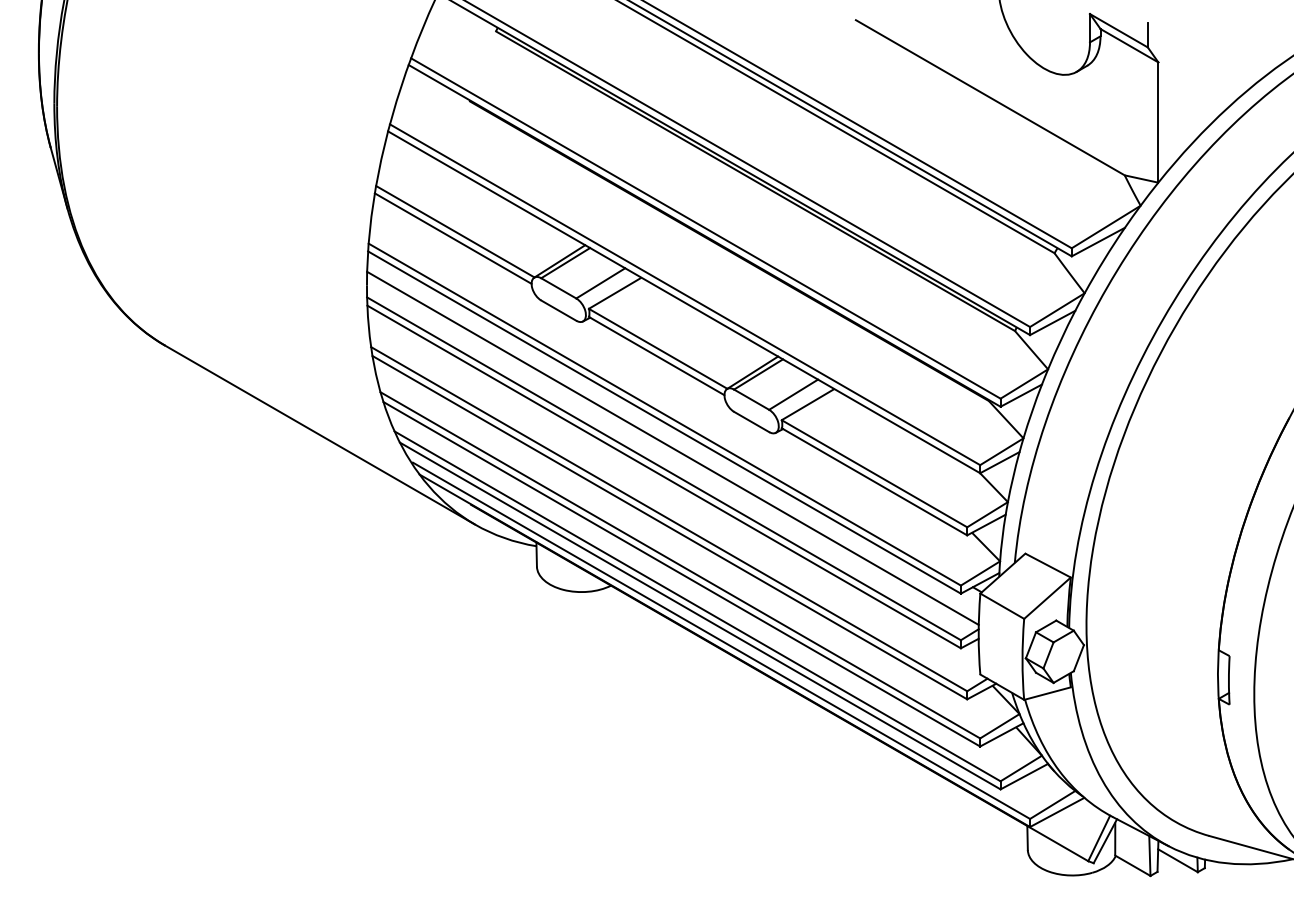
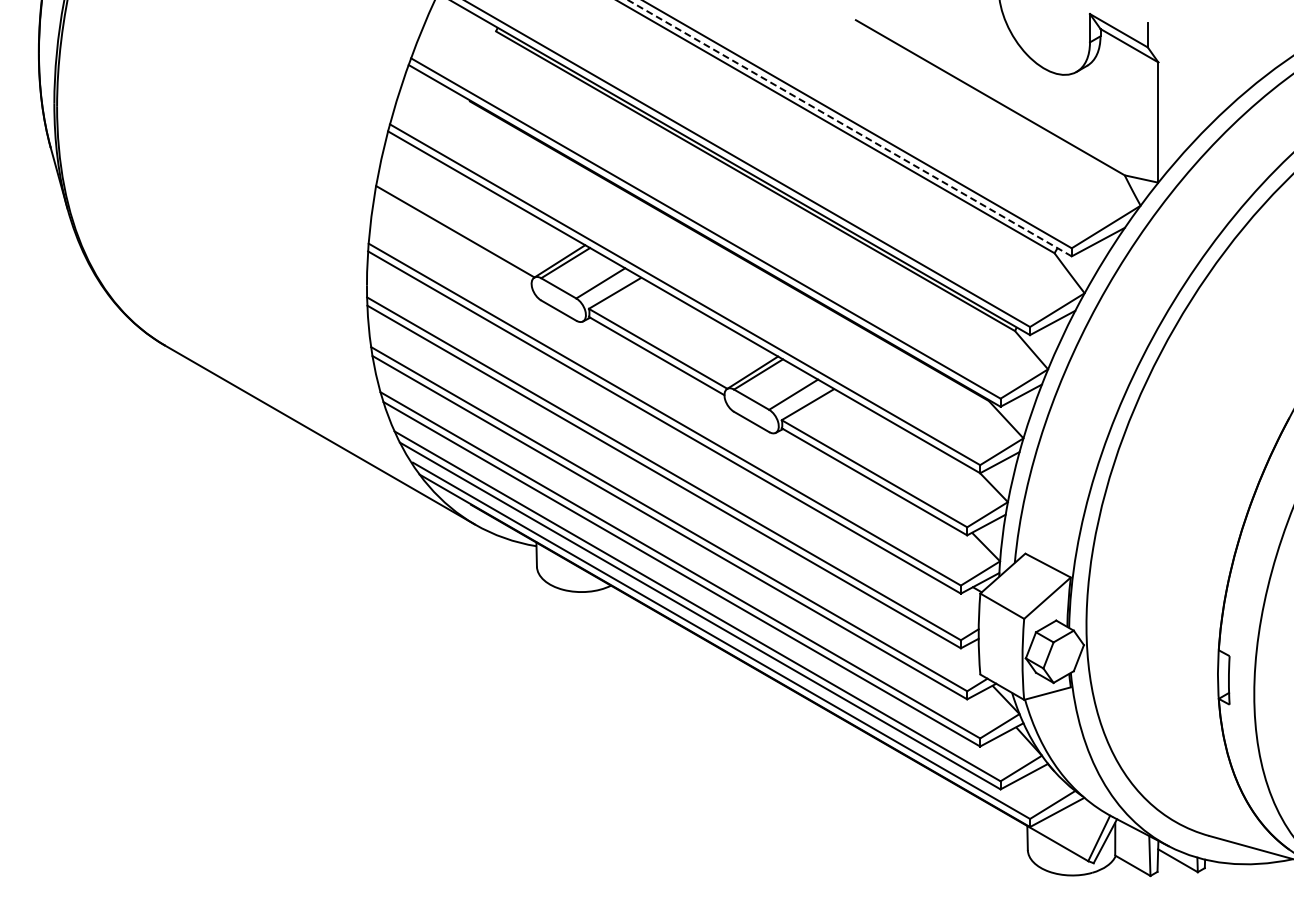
line: solid -> dashed (850, 128)
line: present -> none (452, 238)
line: present -> none (672, 447)
